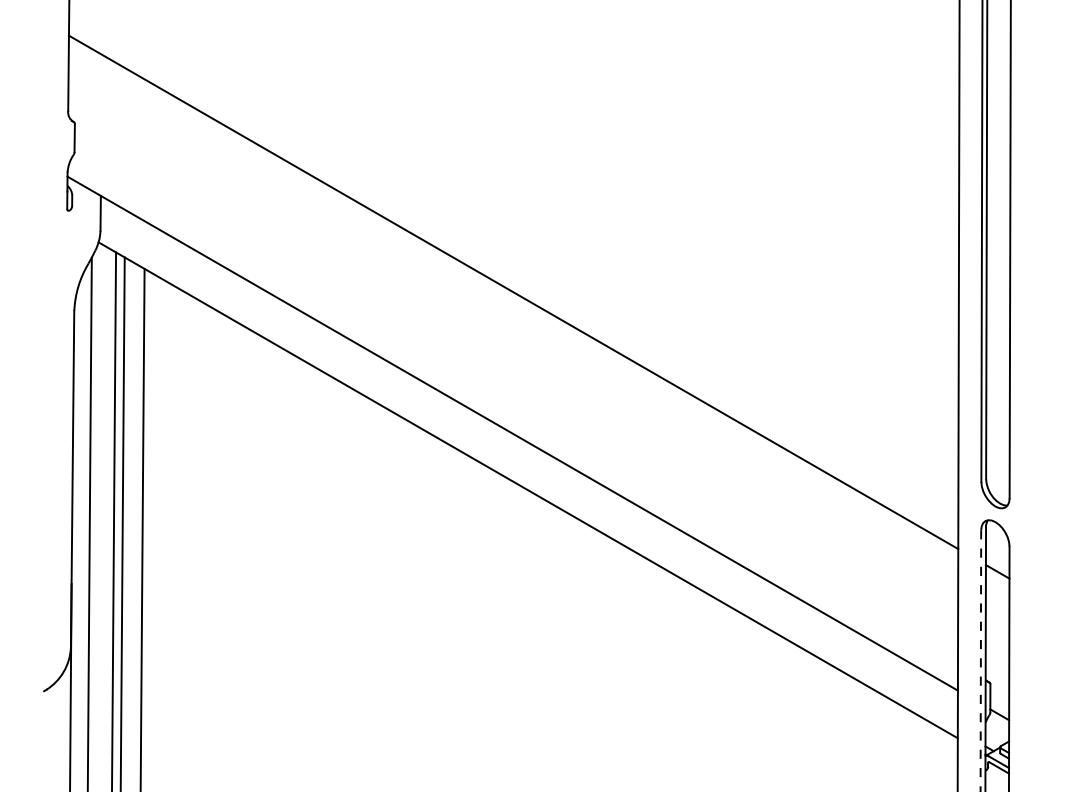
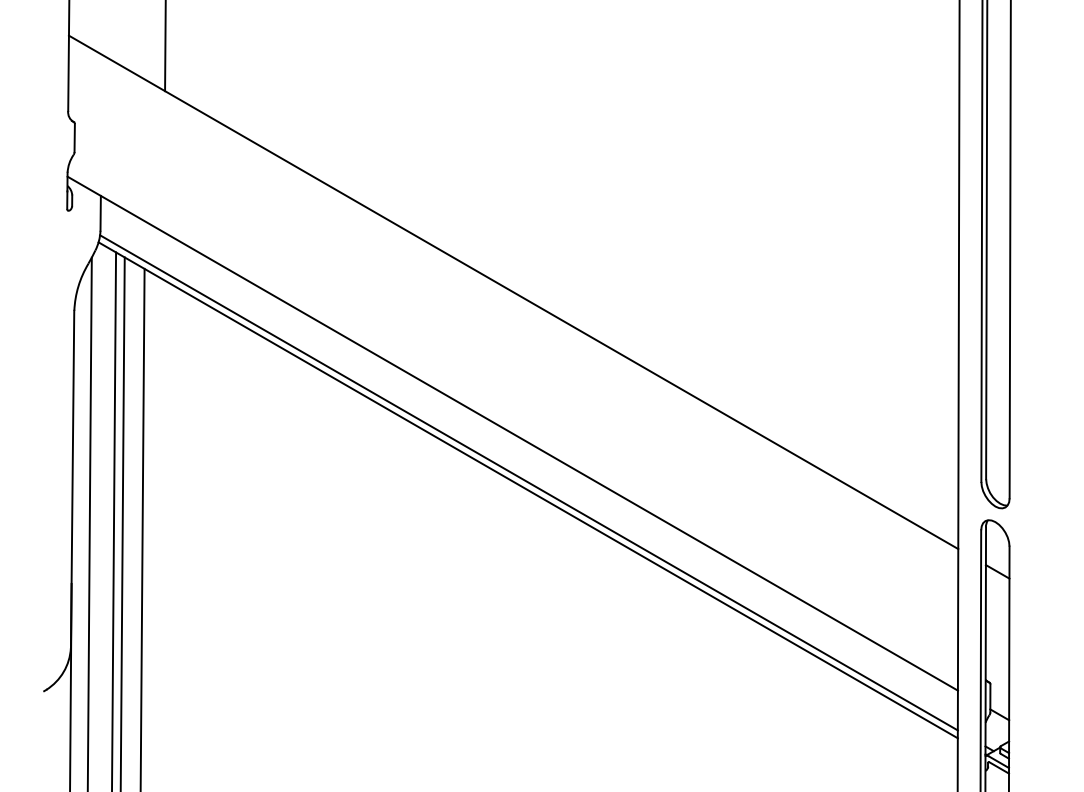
line: none -> present (165, 46)
line: none -> present (528, 482)
line: dashed -> solid (980, 661)
